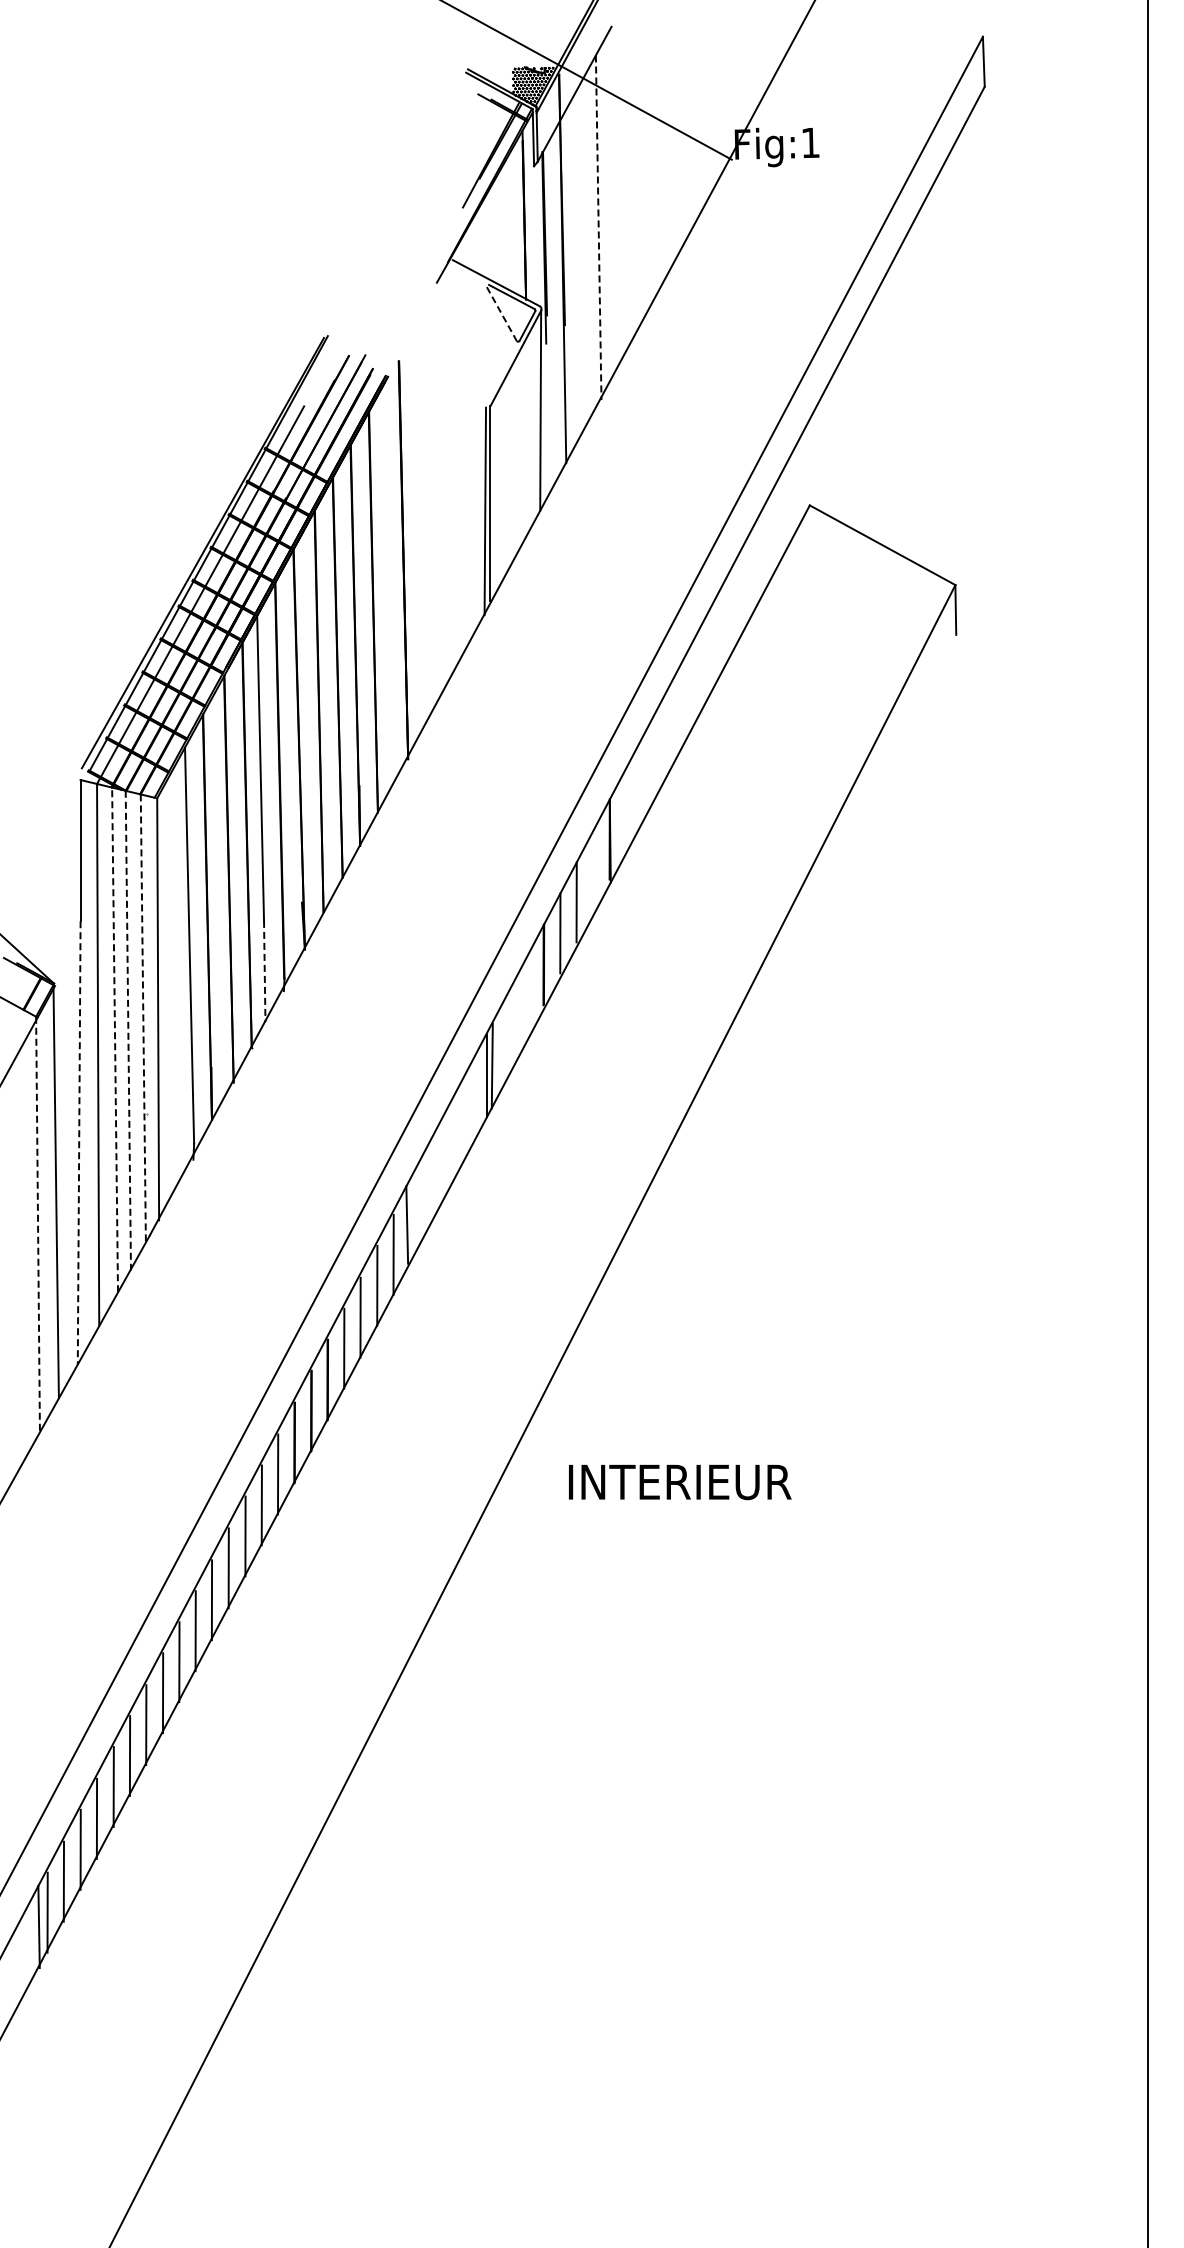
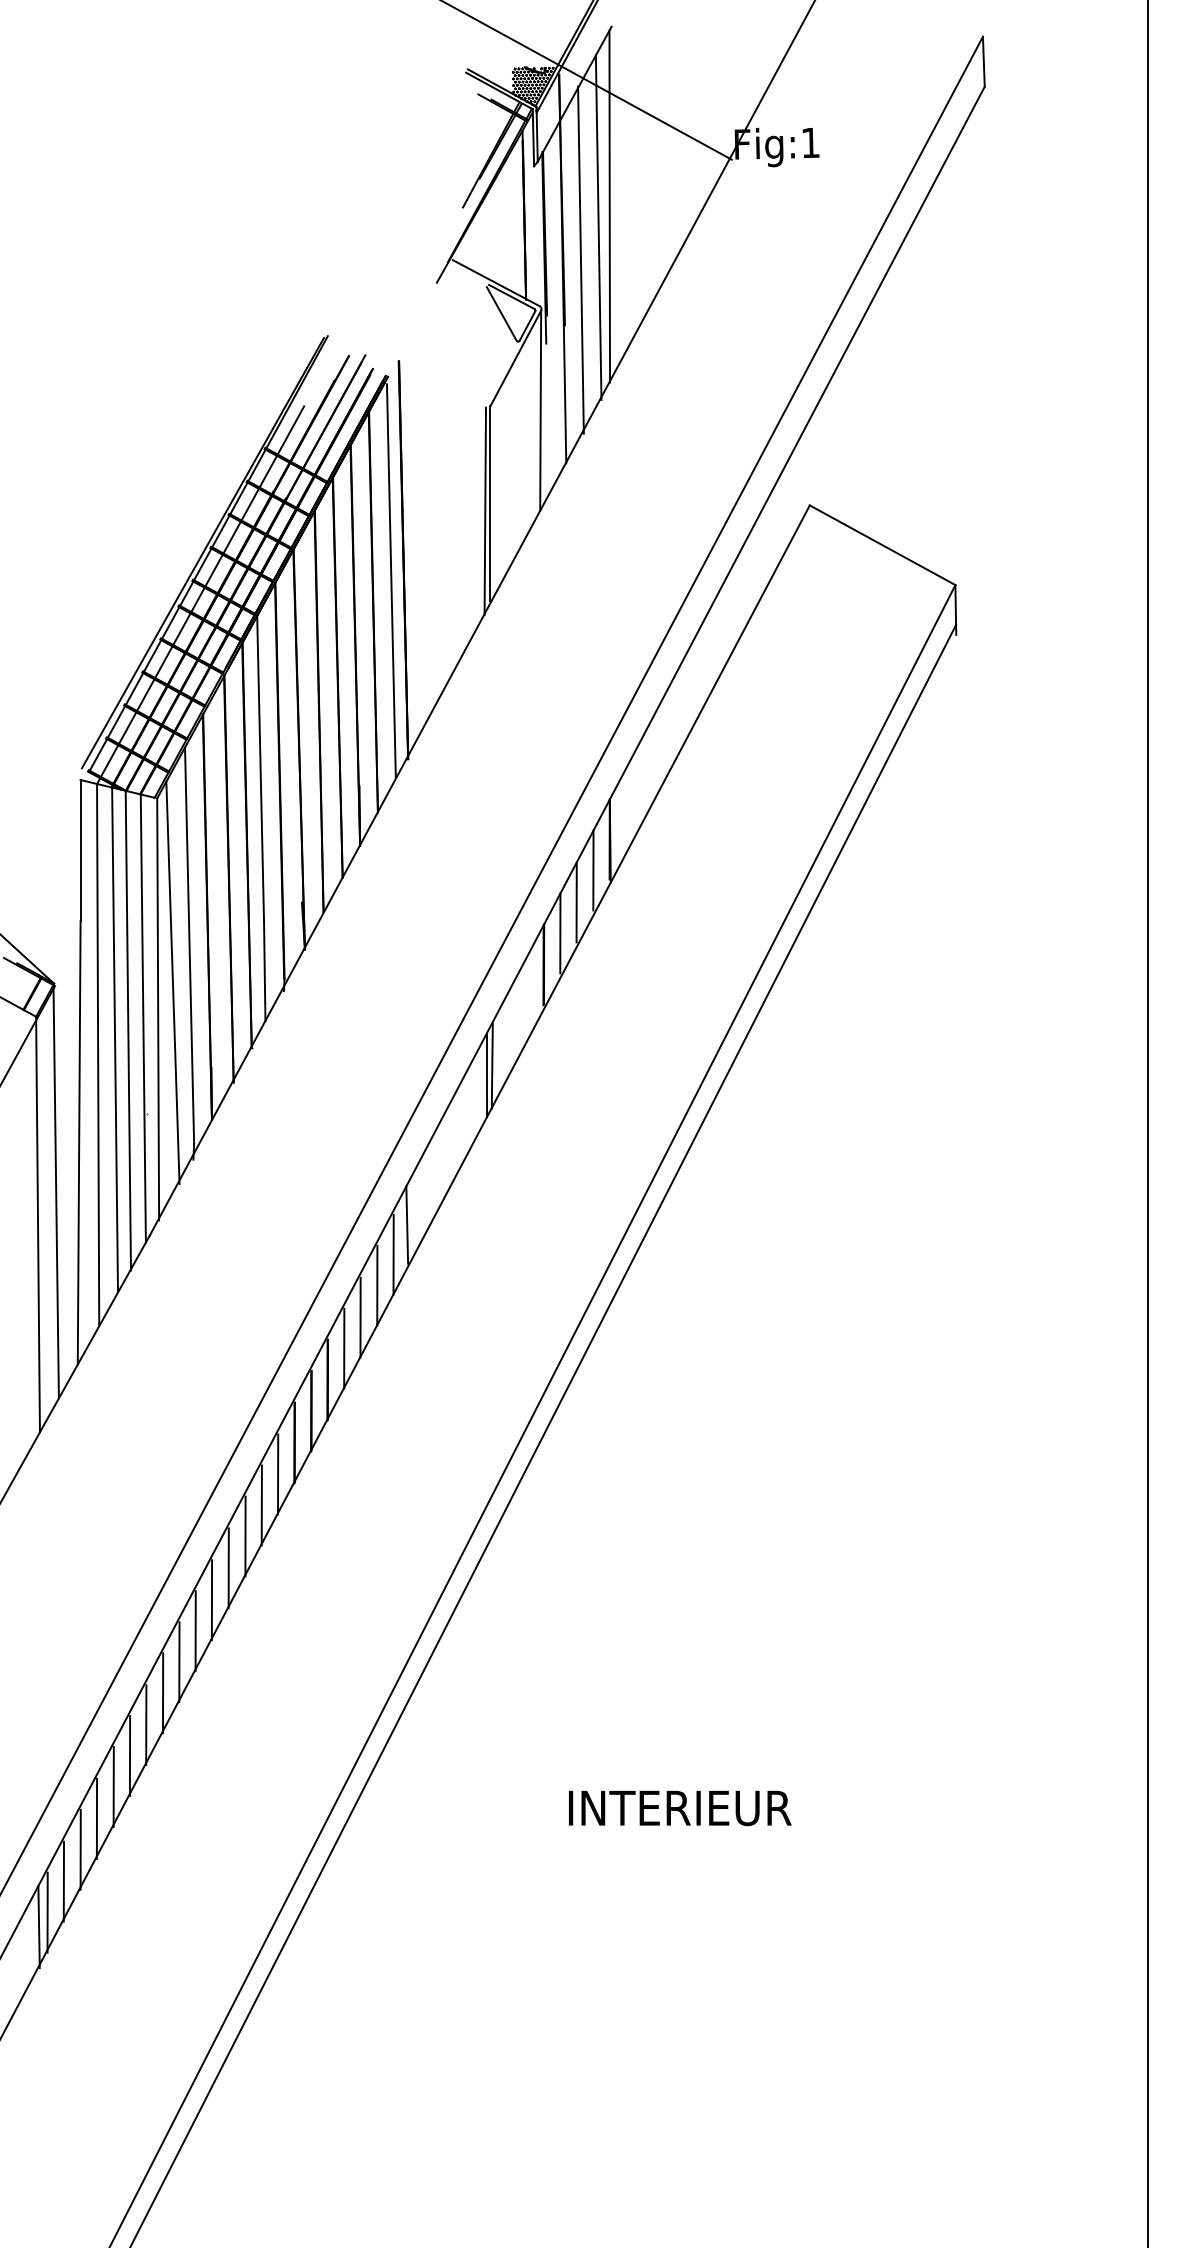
line: none -> present (609, 206)
line: dashed -> solid (598, 228)
line: none -> present (580, 259)
line: dashed -> solid (501, 314)
line: none -> present (390, 580)
line: none -> present (593, 870)
line: dashed -> solid (264, 971)
line: none -> present (172, 982)
line: dashed -> solid (143, 1019)
line: dashed -> solid (128, 1030)
line: dashed -> solid (115, 1039)
line: dashed -> solid (79, 1142)
line: dashed -> solid (38, 1224)
line: none -> present (543, 1434)
text position: (680, 1482) -> (680, 1808) (680, 1808)
